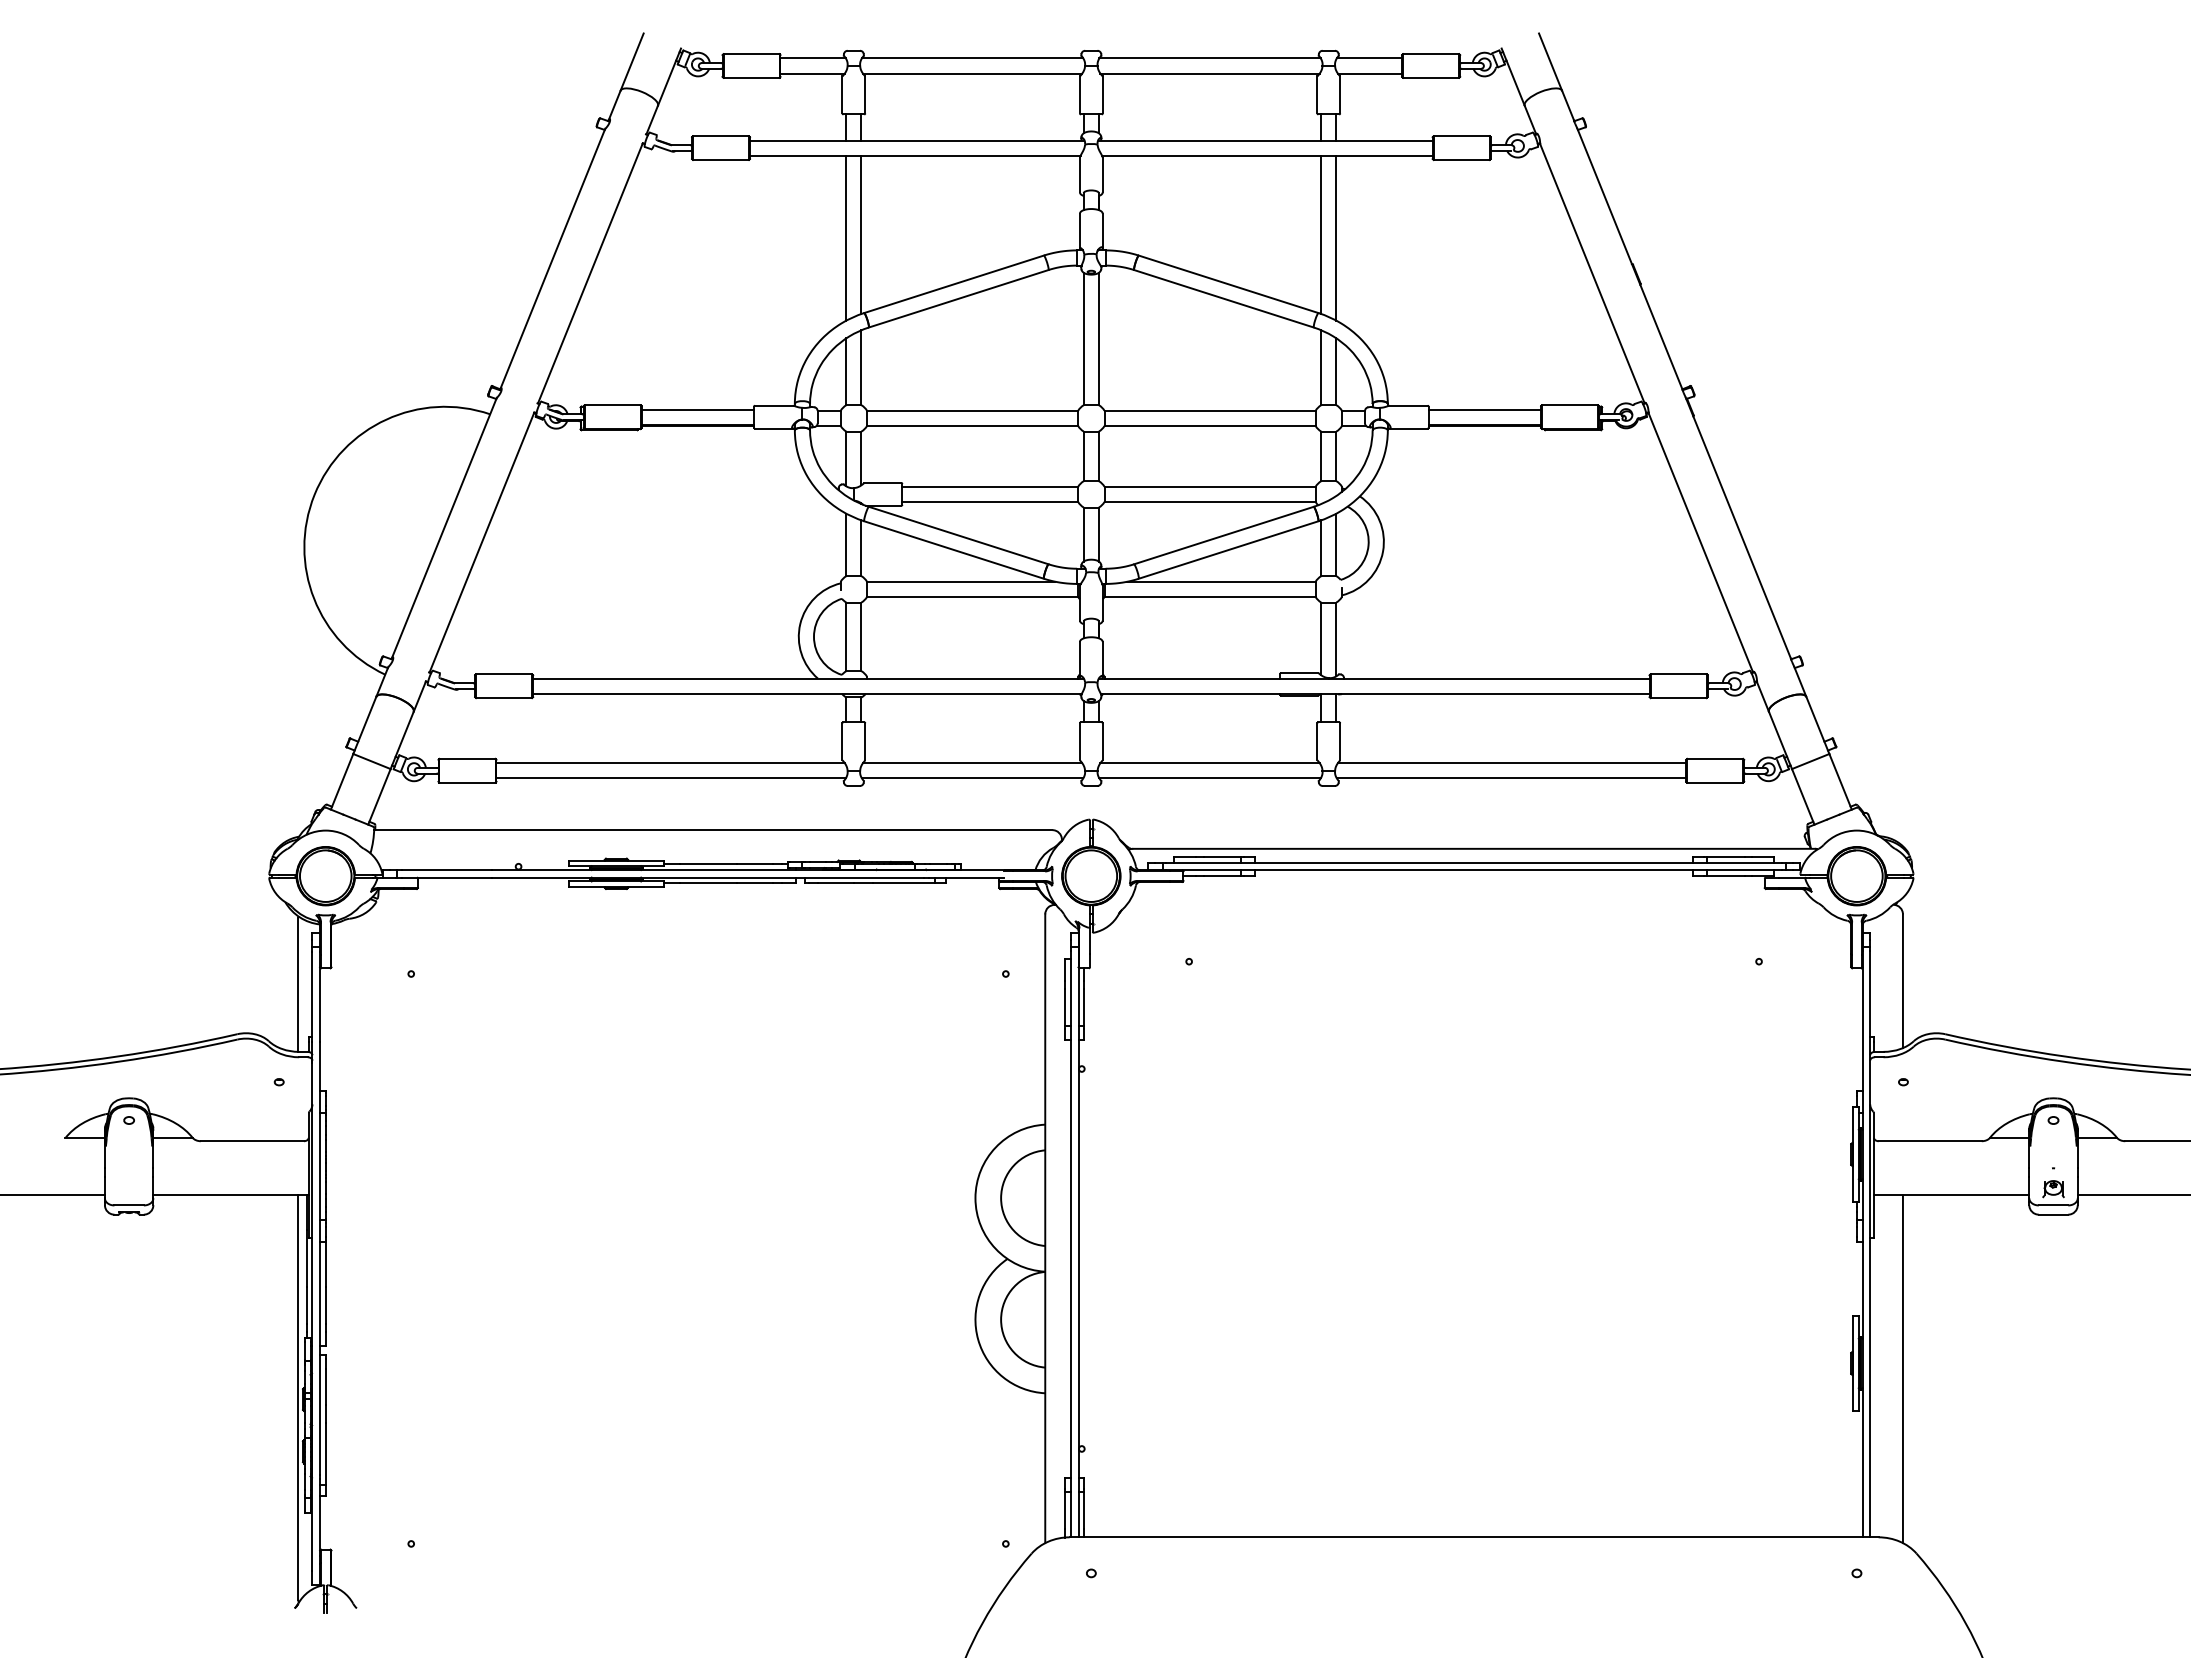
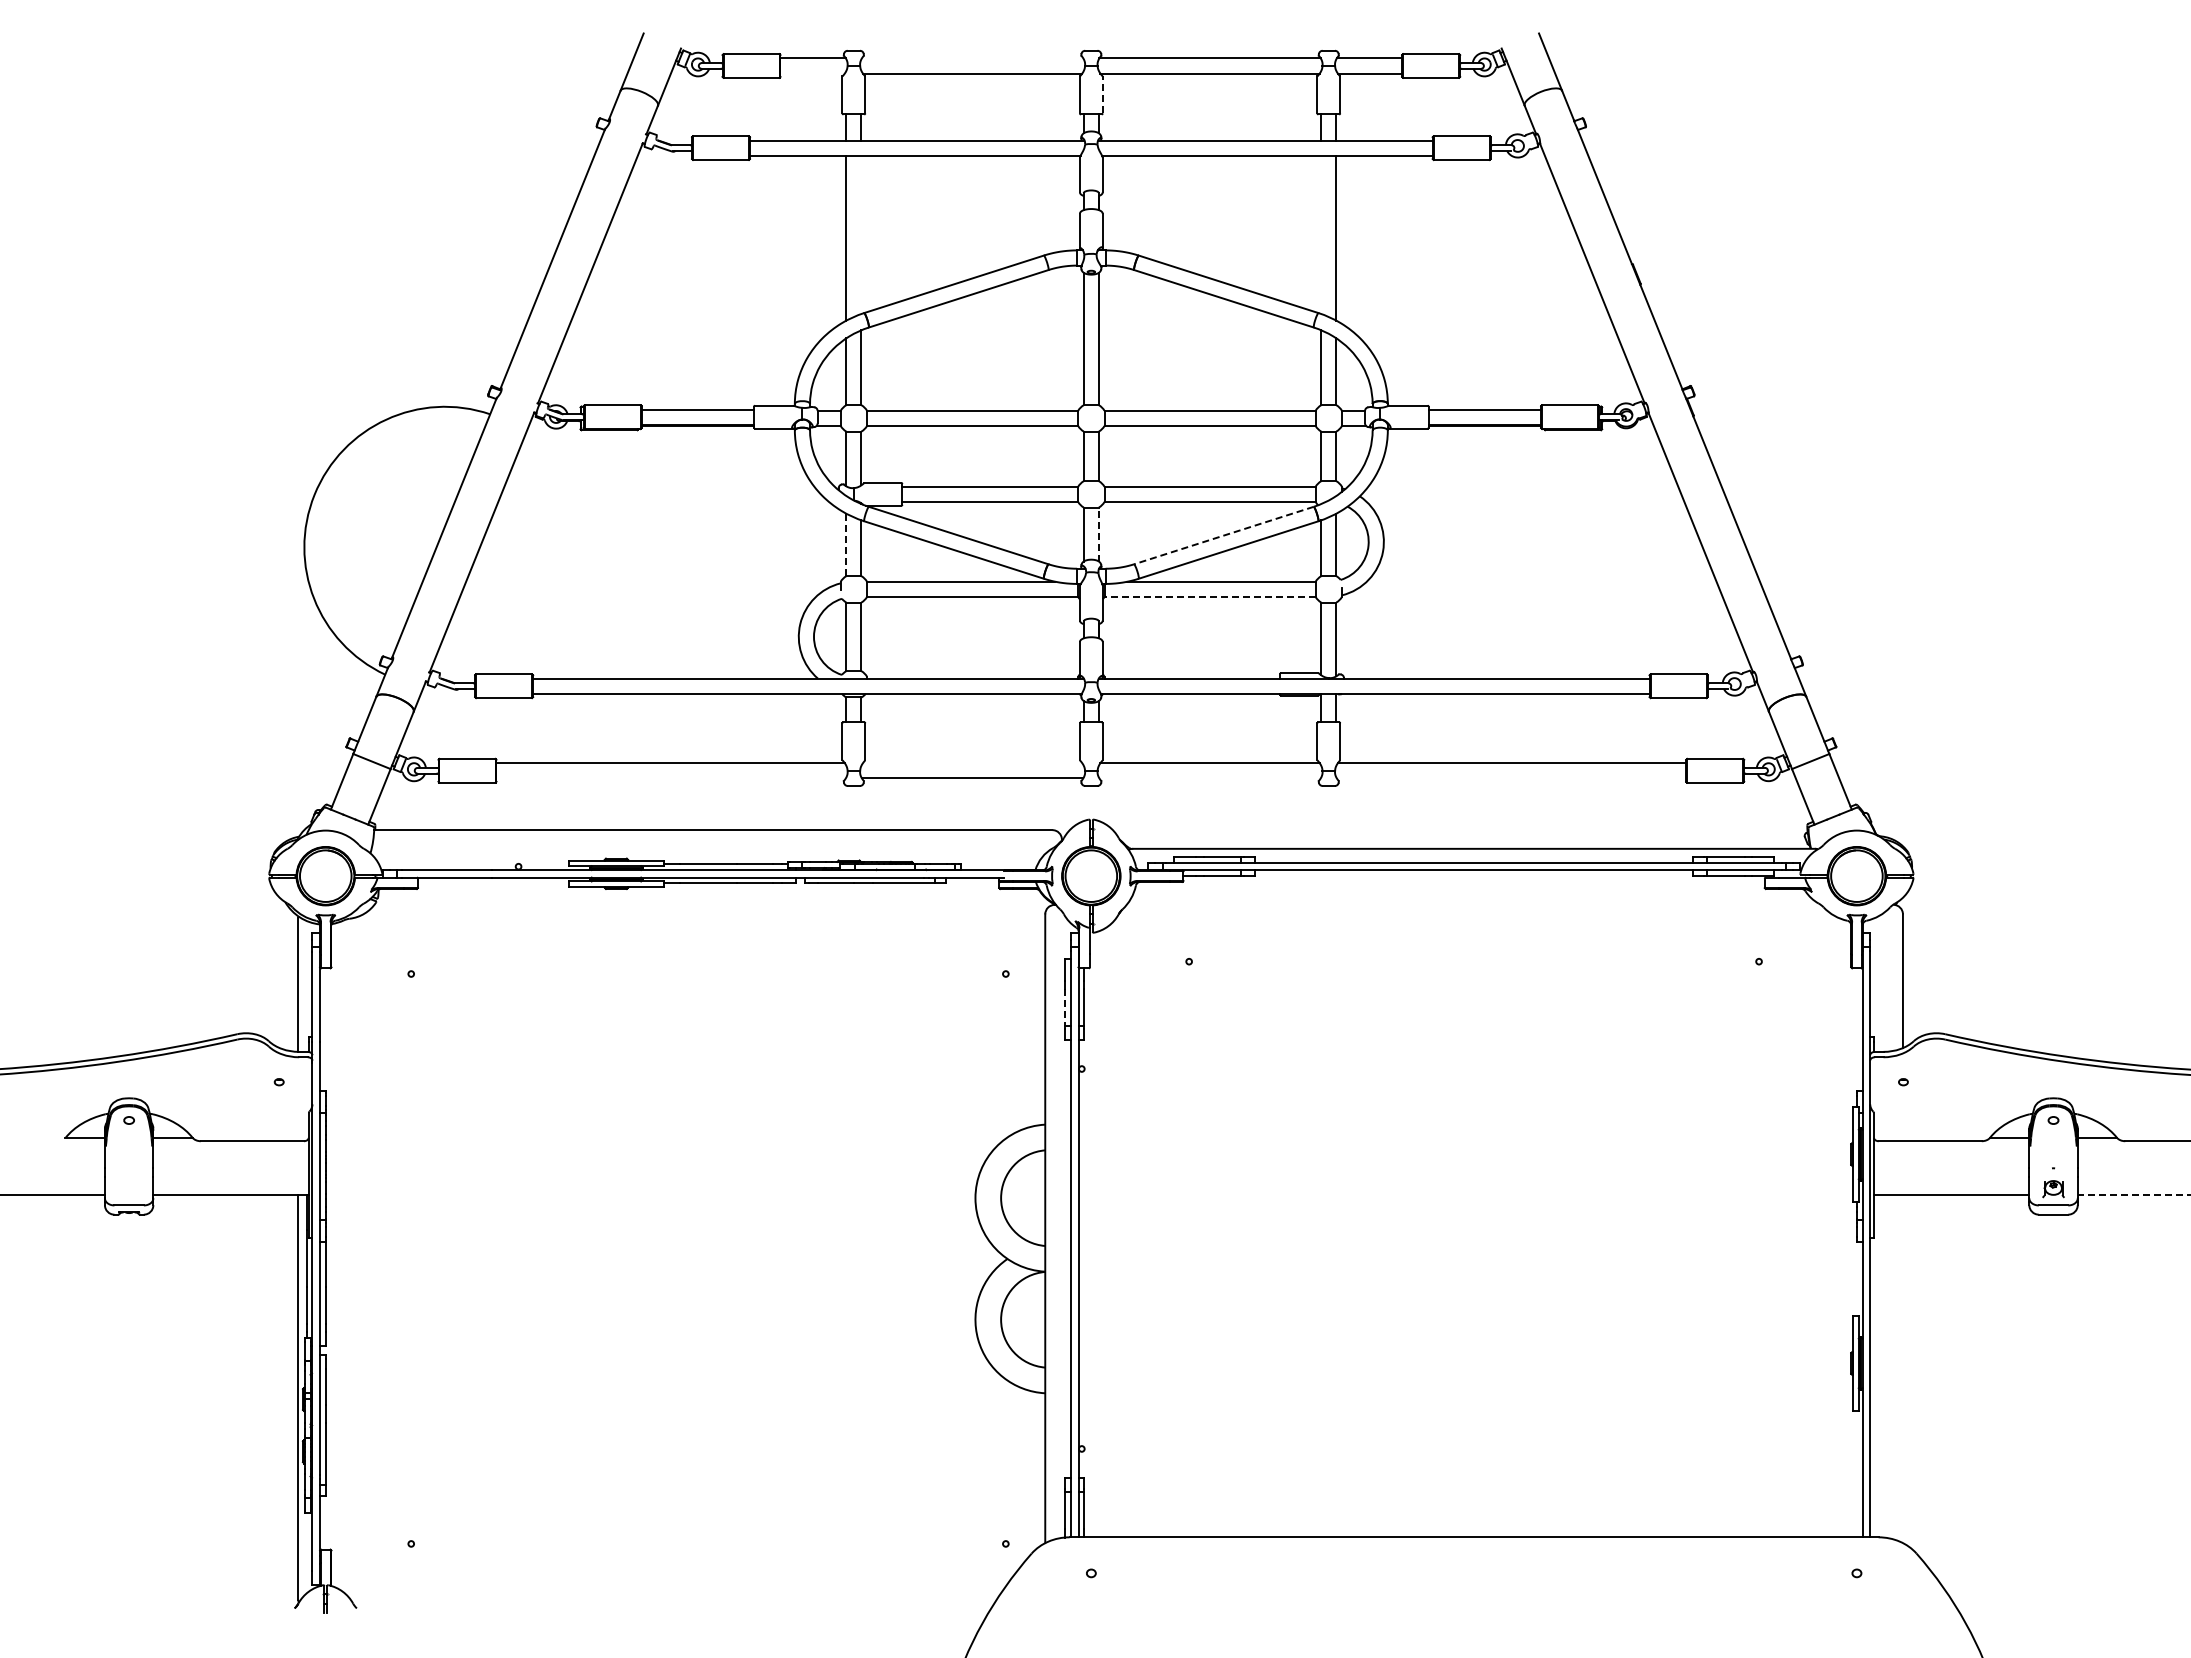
line: present -> none (972, 58)
line: present -> none (812, 73)
line: solid -> dashed (1102, 94)
line: present -> none (861, 234)
line: present -> none (1321, 234)
line: solid -> dashed (1098, 534)
line: solid -> dashed (1223, 535)
line: solid -> dashed (846, 544)
line: solid -> dashed (1210, 596)
line: present -> none (972, 763)
line: present -> none (670, 778)
line: present -> none (1209, 778)
line: present -> none (1511, 778)
line: solid -> dashed (1065, 1007)
line: solid -> dashed (2133, 1195)
line: present -> none (1902, 1369)
